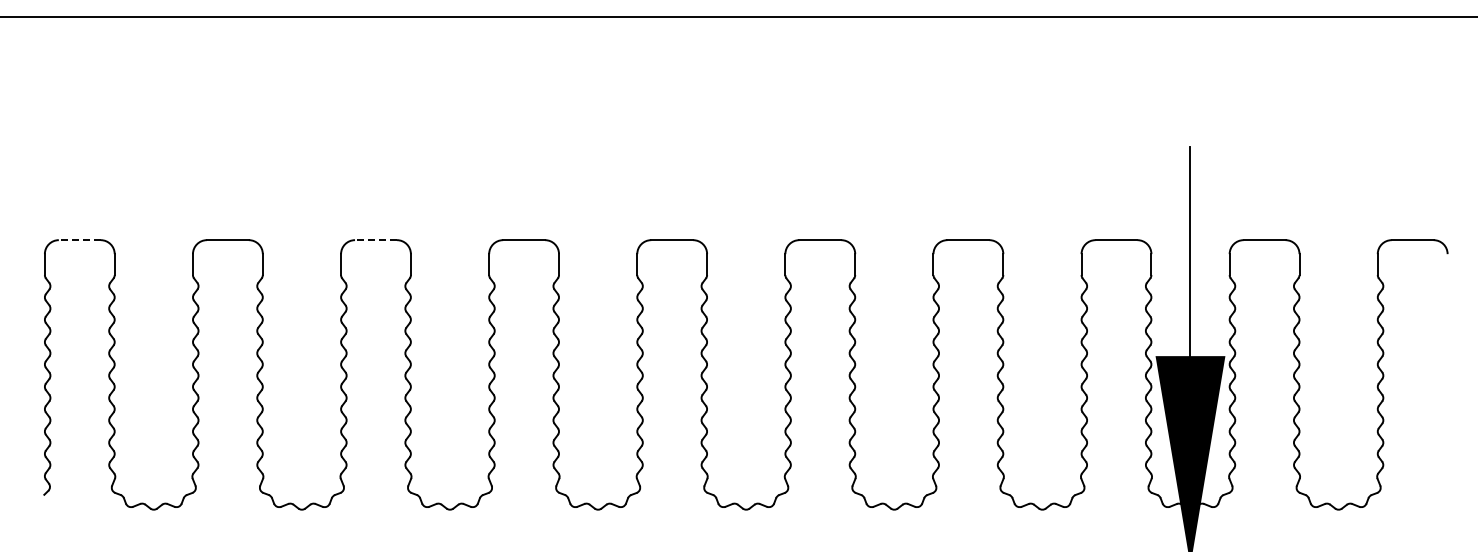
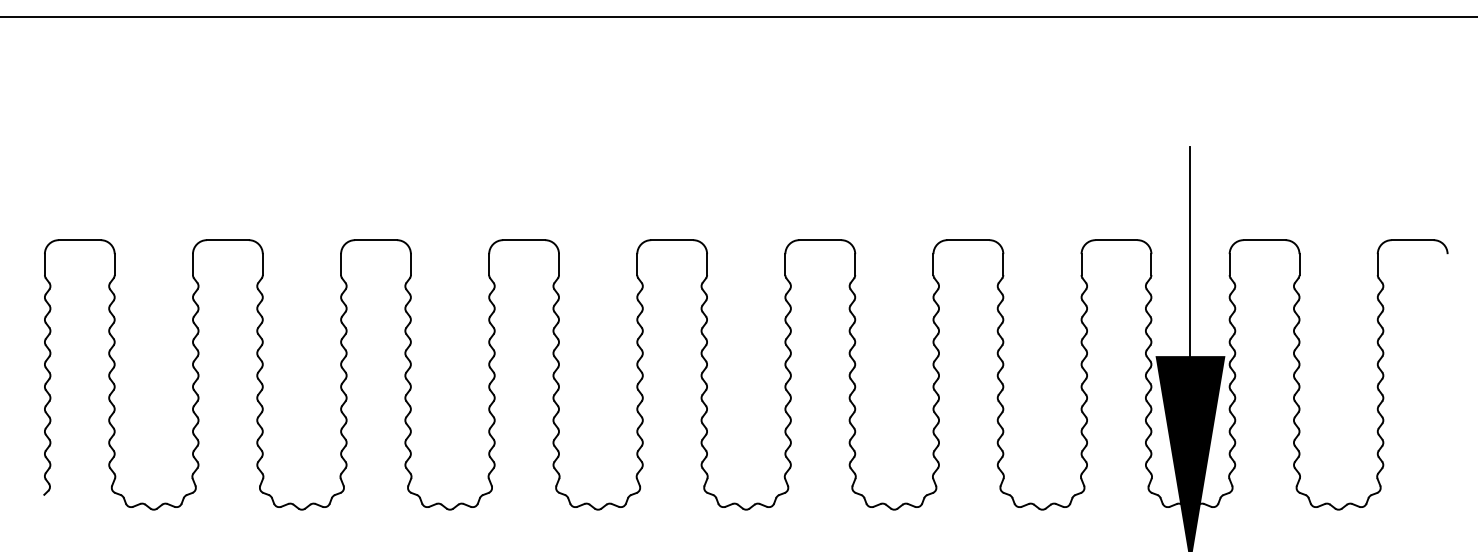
line: dashed -> solid (79, 240)
line: dashed -> solid (376, 240)
